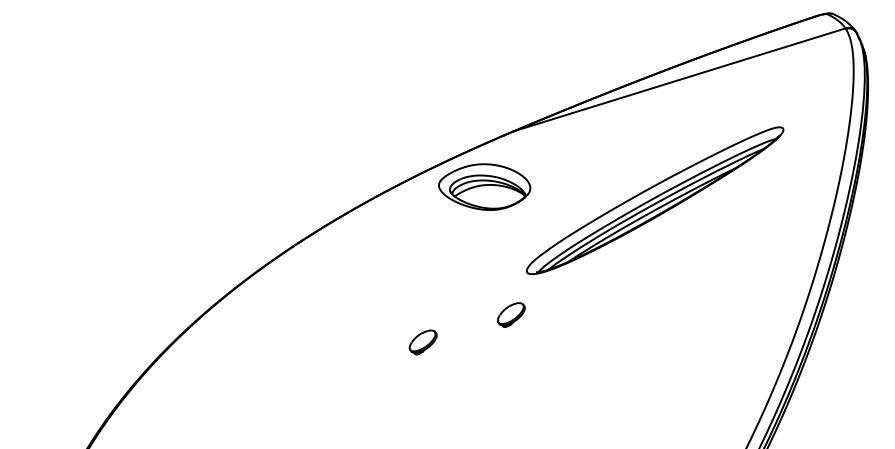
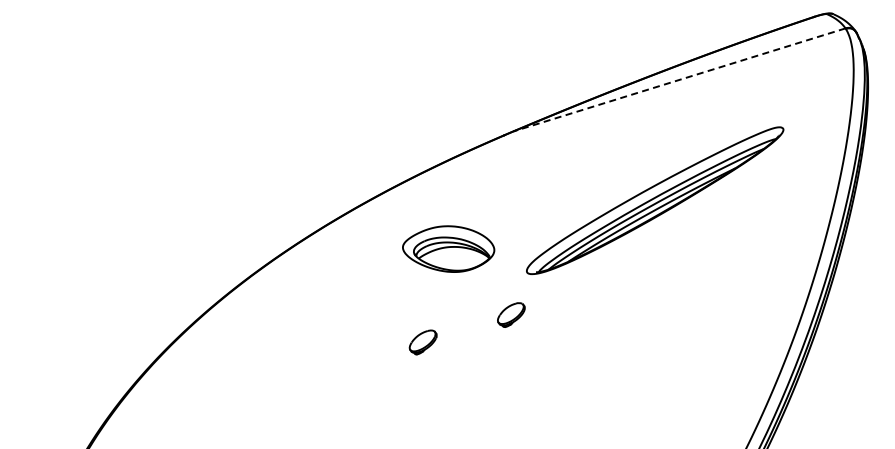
line: solid -> dashed (679, 79)
part position: (484, 186) -> (448, 248) (448, 248)
